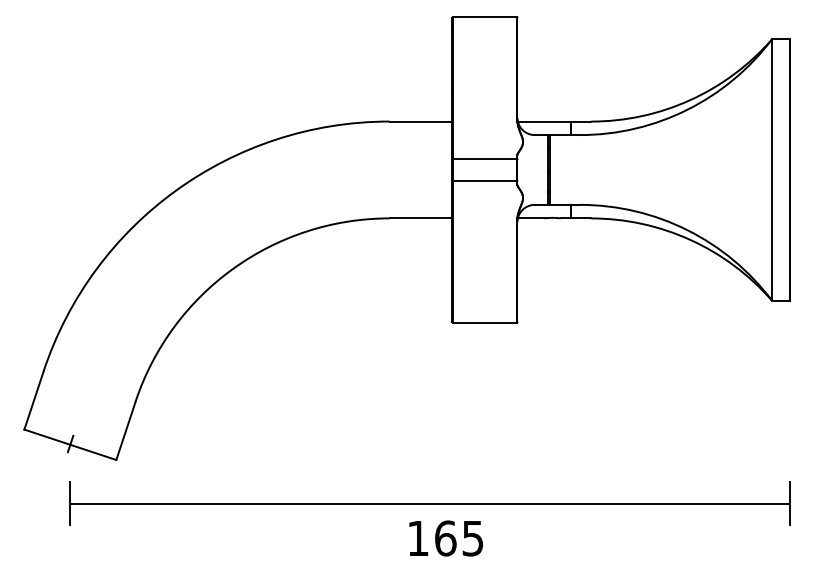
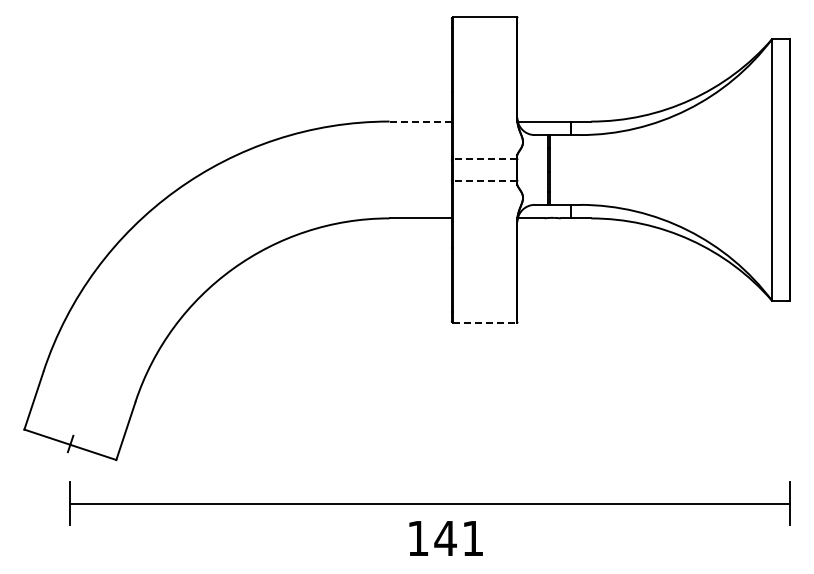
line: solid -> dashed (420, 121)
line: solid -> dashed (484, 159)
line: solid -> dashed (484, 180)
line: solid -> dashed (485, 322)
text: 165 -> 141 (458, 538)
